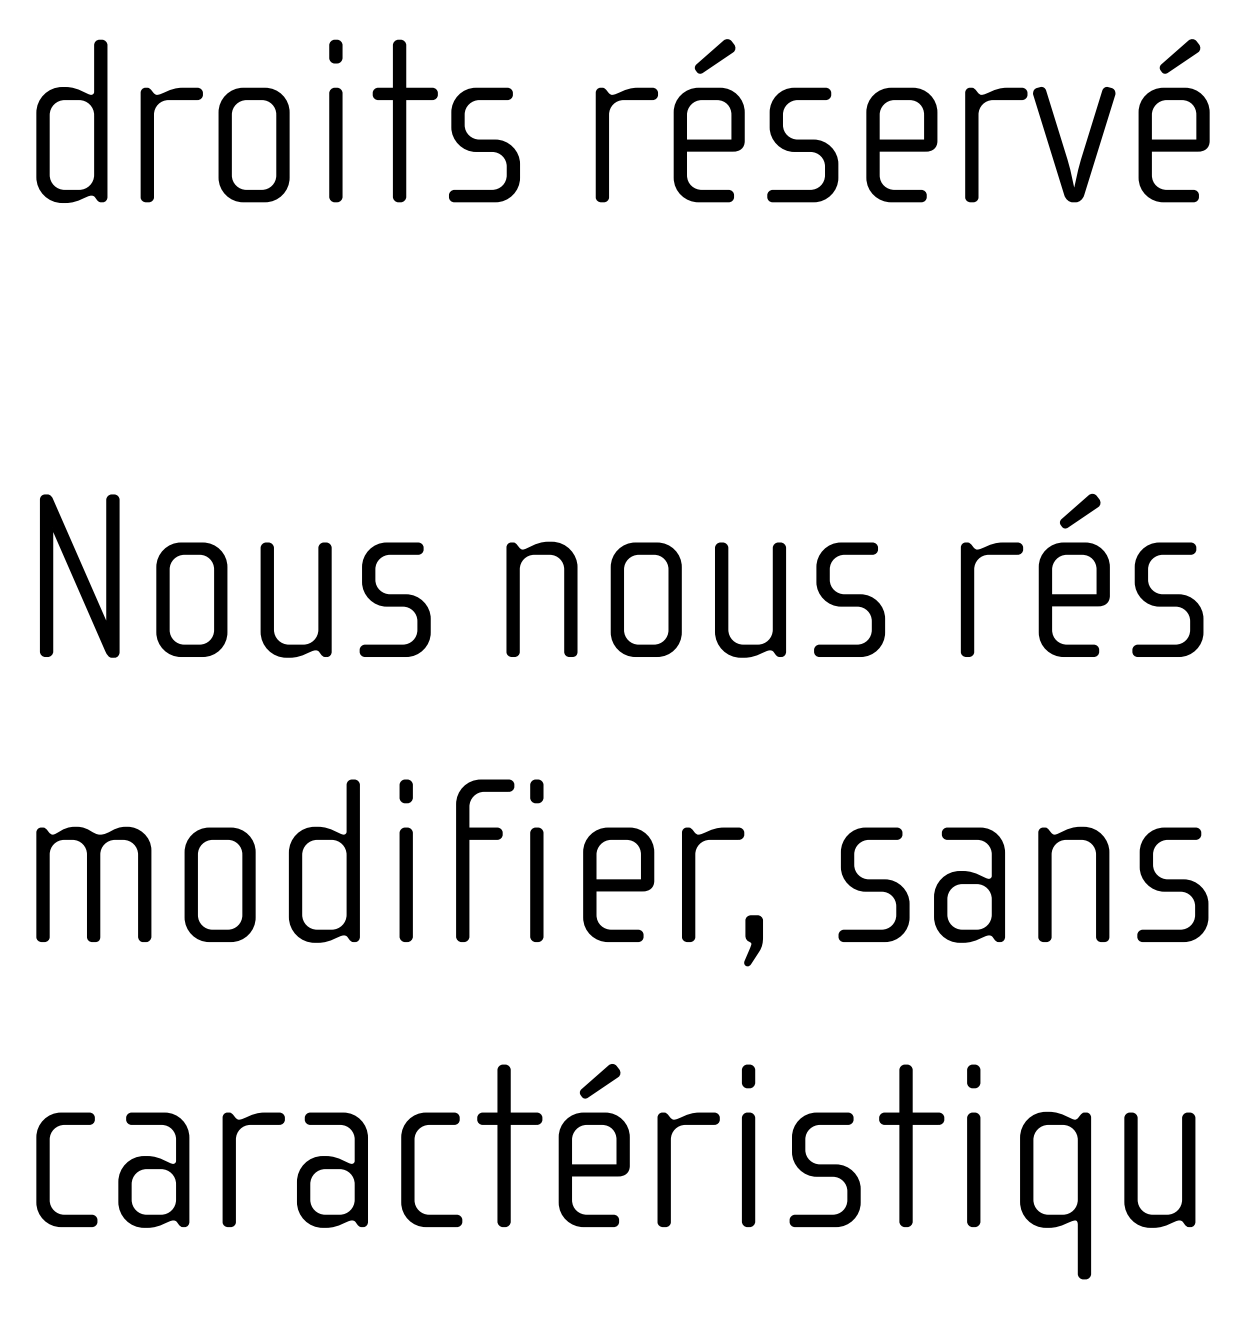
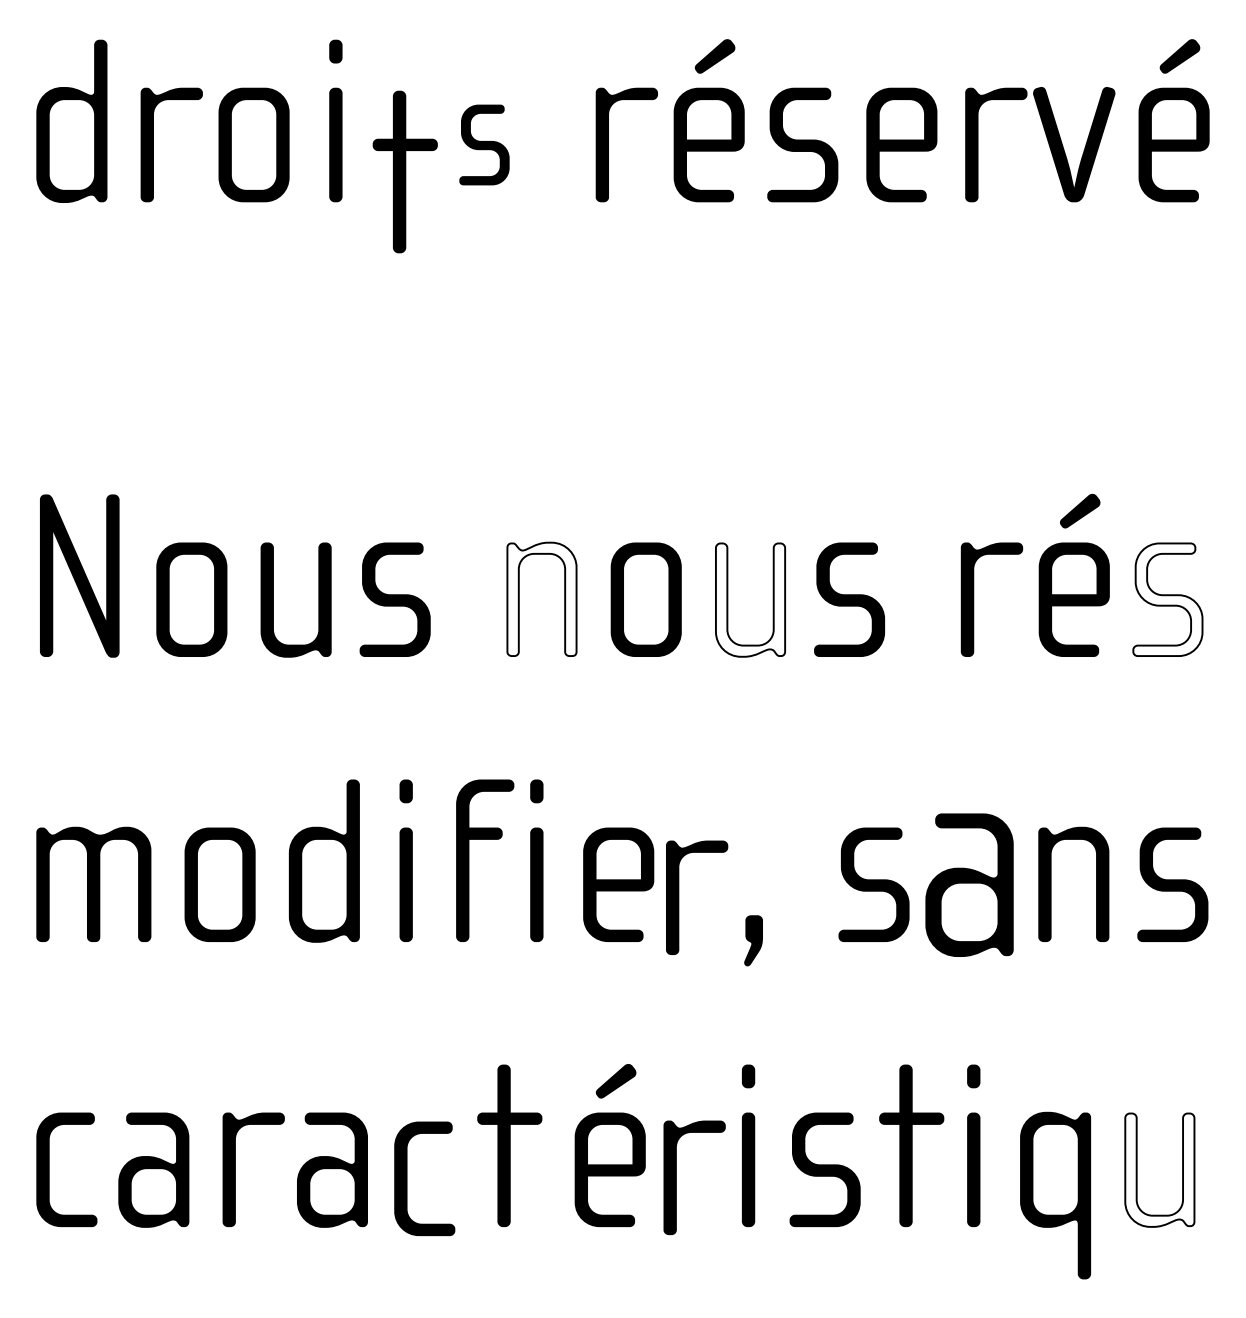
part position: (404, 120) -> (404, 171) (404, 171)
part size: 71x116 px -> 51x82 px (484, 144)
fill: present -> none (541, 599)
fill: present -> none (750, 599)
fill: present -> none (1167, 599)
part position: (695, 884) -> (679, 897) (679, 897)
part size: 71x116 px -> 89x144 px (969, 884)
part position: (593, 1145) -> (609, 1145) (609, 1145)
part position: (414, 1169) -> (407, 1178) (407, 1178)
part position: (670, 1169) -> (676, 1177) (676, 1177)
fill: present -> none (1159, 1169)
